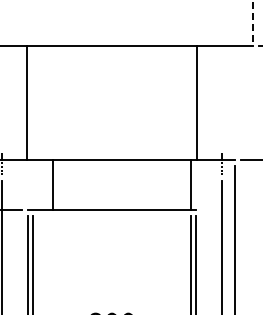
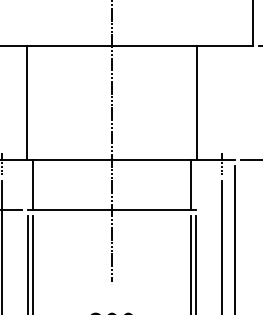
line: dashed -> solid (252, 23)
line: none -> present (112, 141)
line position: (52, 185) -> (32, 185) (32, 185)
